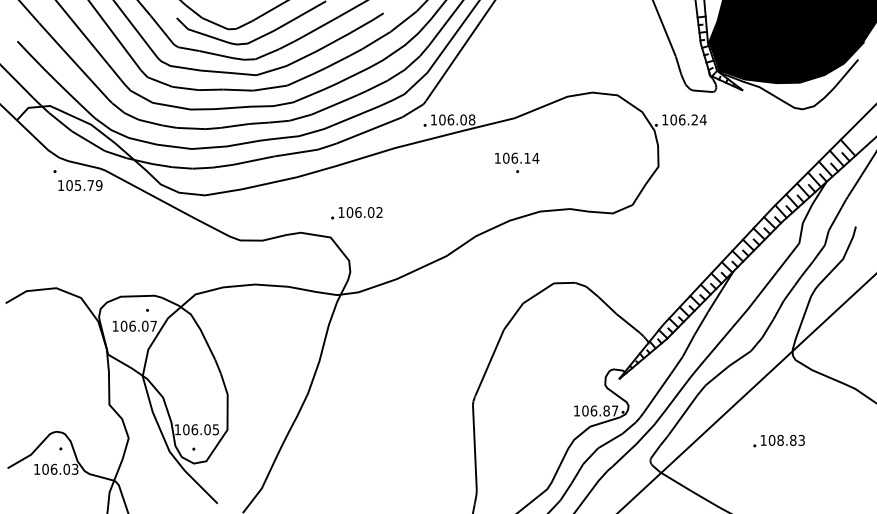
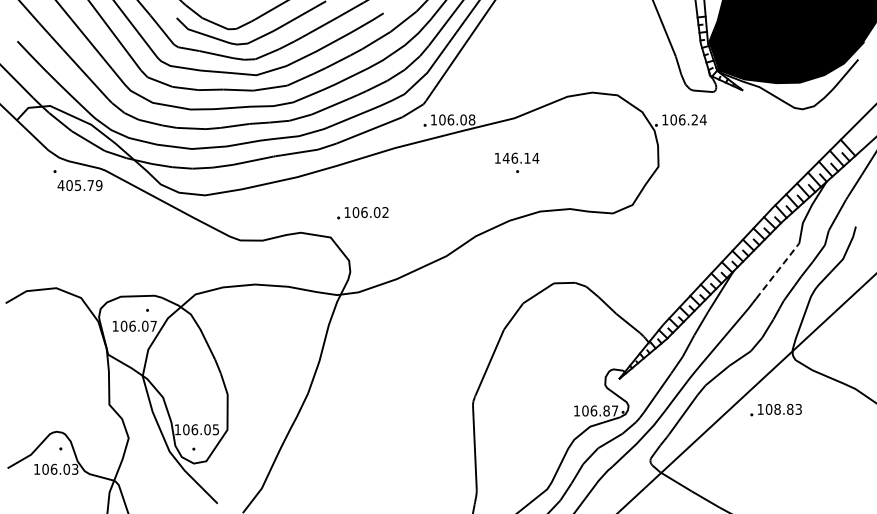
text: 106.14 -> 146.14 (505, 157)
text: 105.79 -> 405.79 (60, 185)
text position: (356, 213) -> (362, 213) (362, 213)
line: solid -> dashed (778, 269)
text position: (778, 440) -> (775, 409) (775, 409)
